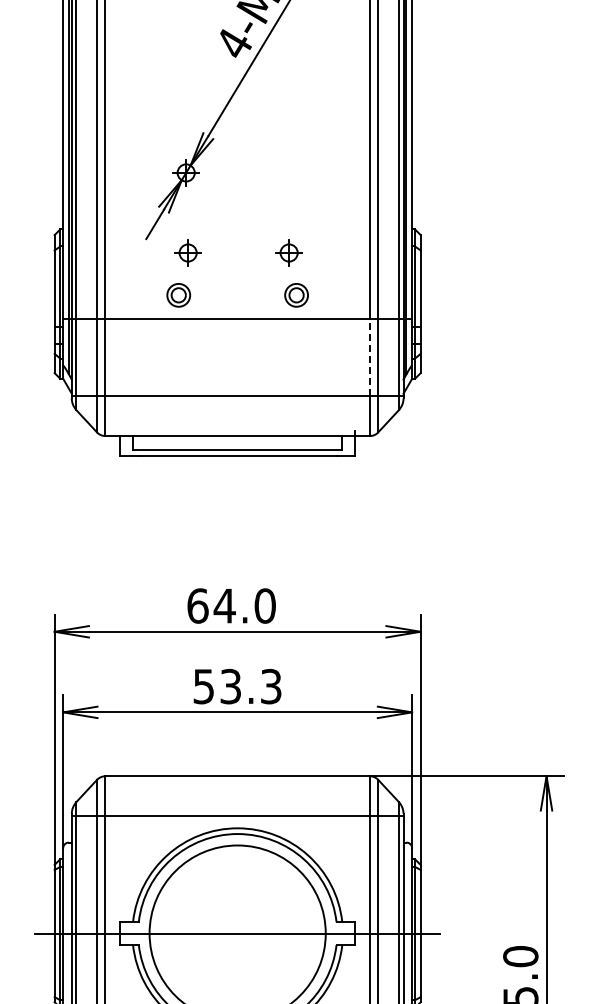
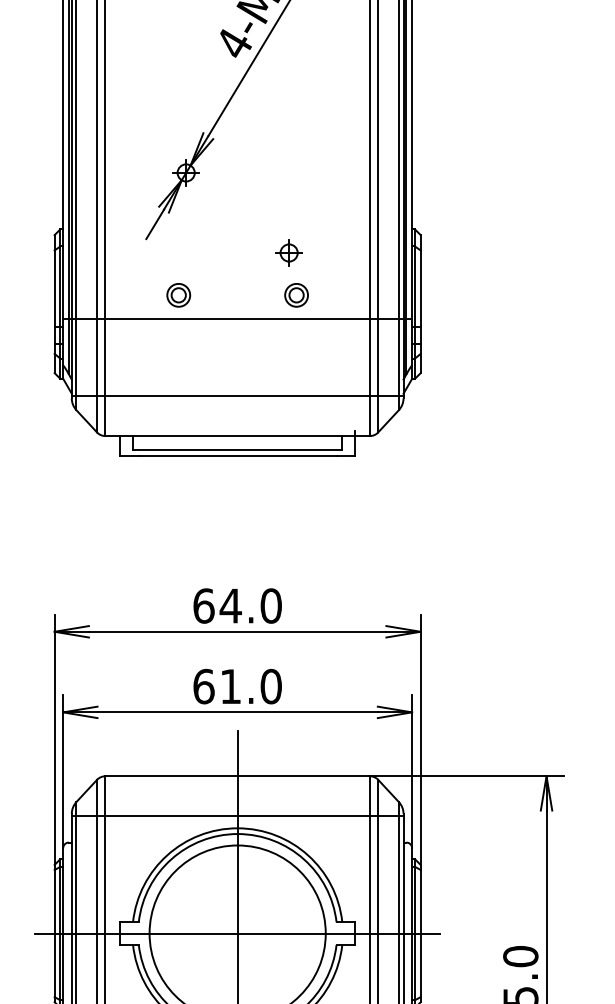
part: present -> none (187, 252)
line: dashed -> solid (369, 357)
text position: (231, 605) -> (237, 605) (237, 605)
text: 53.3 -> 61.0 (237, 686)
line: none -> present (237, 865)
